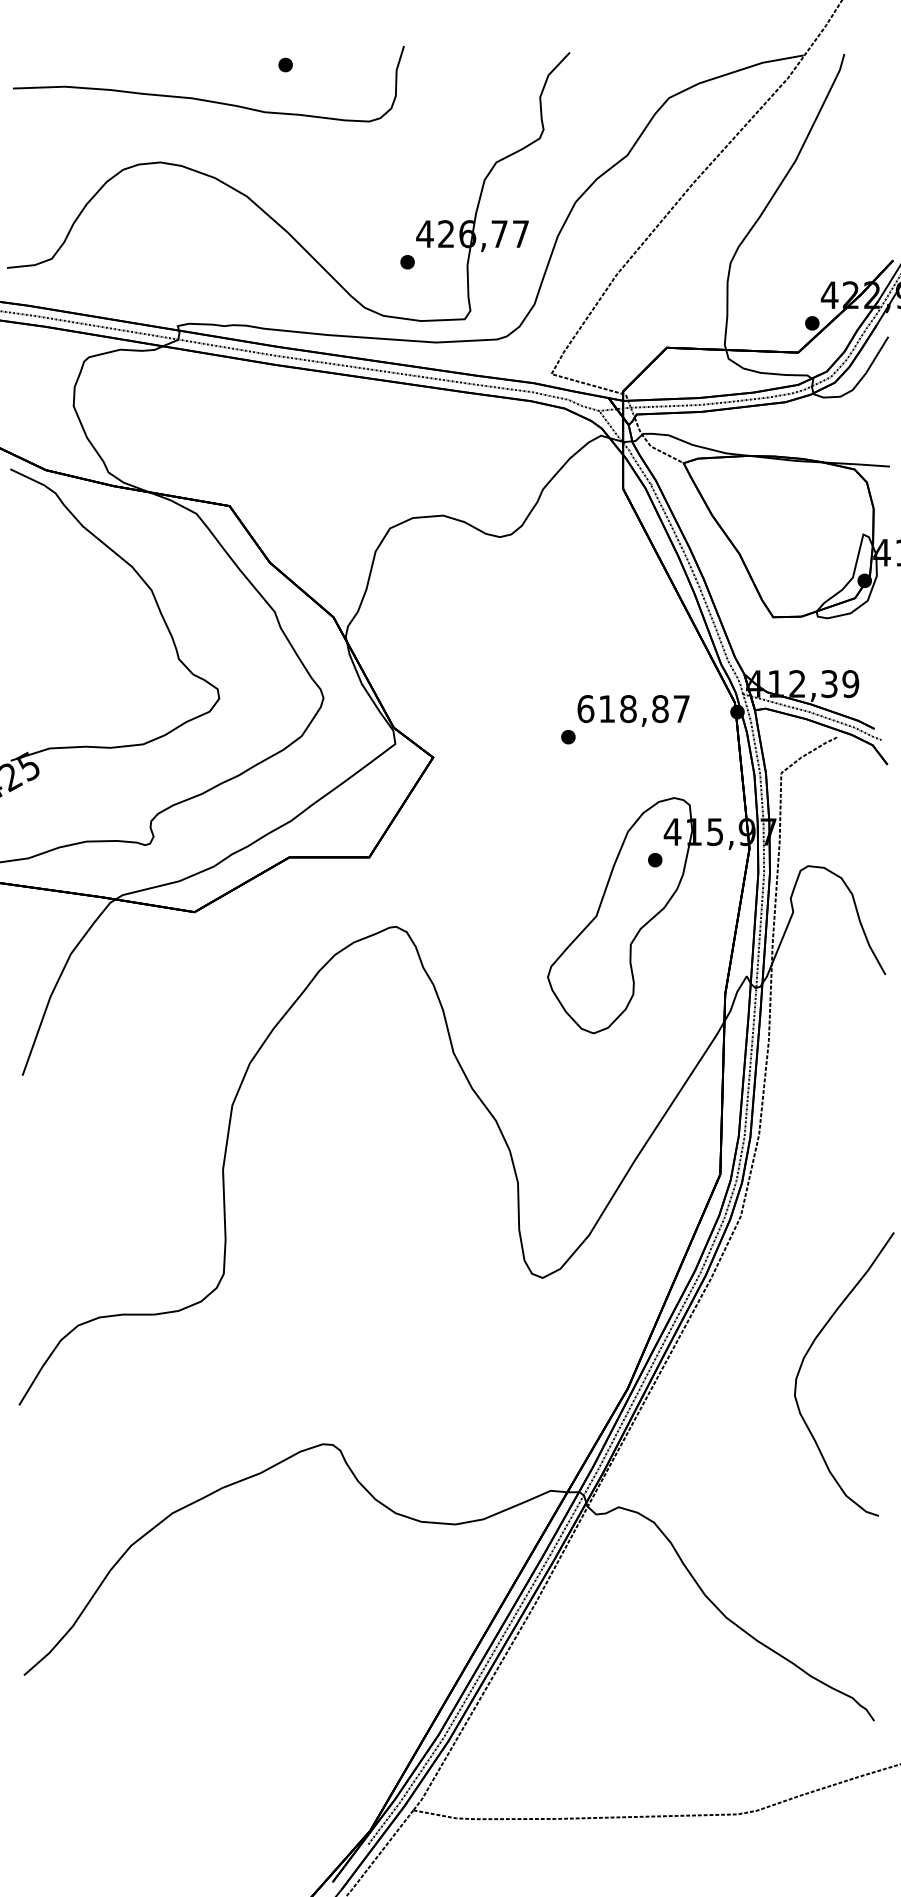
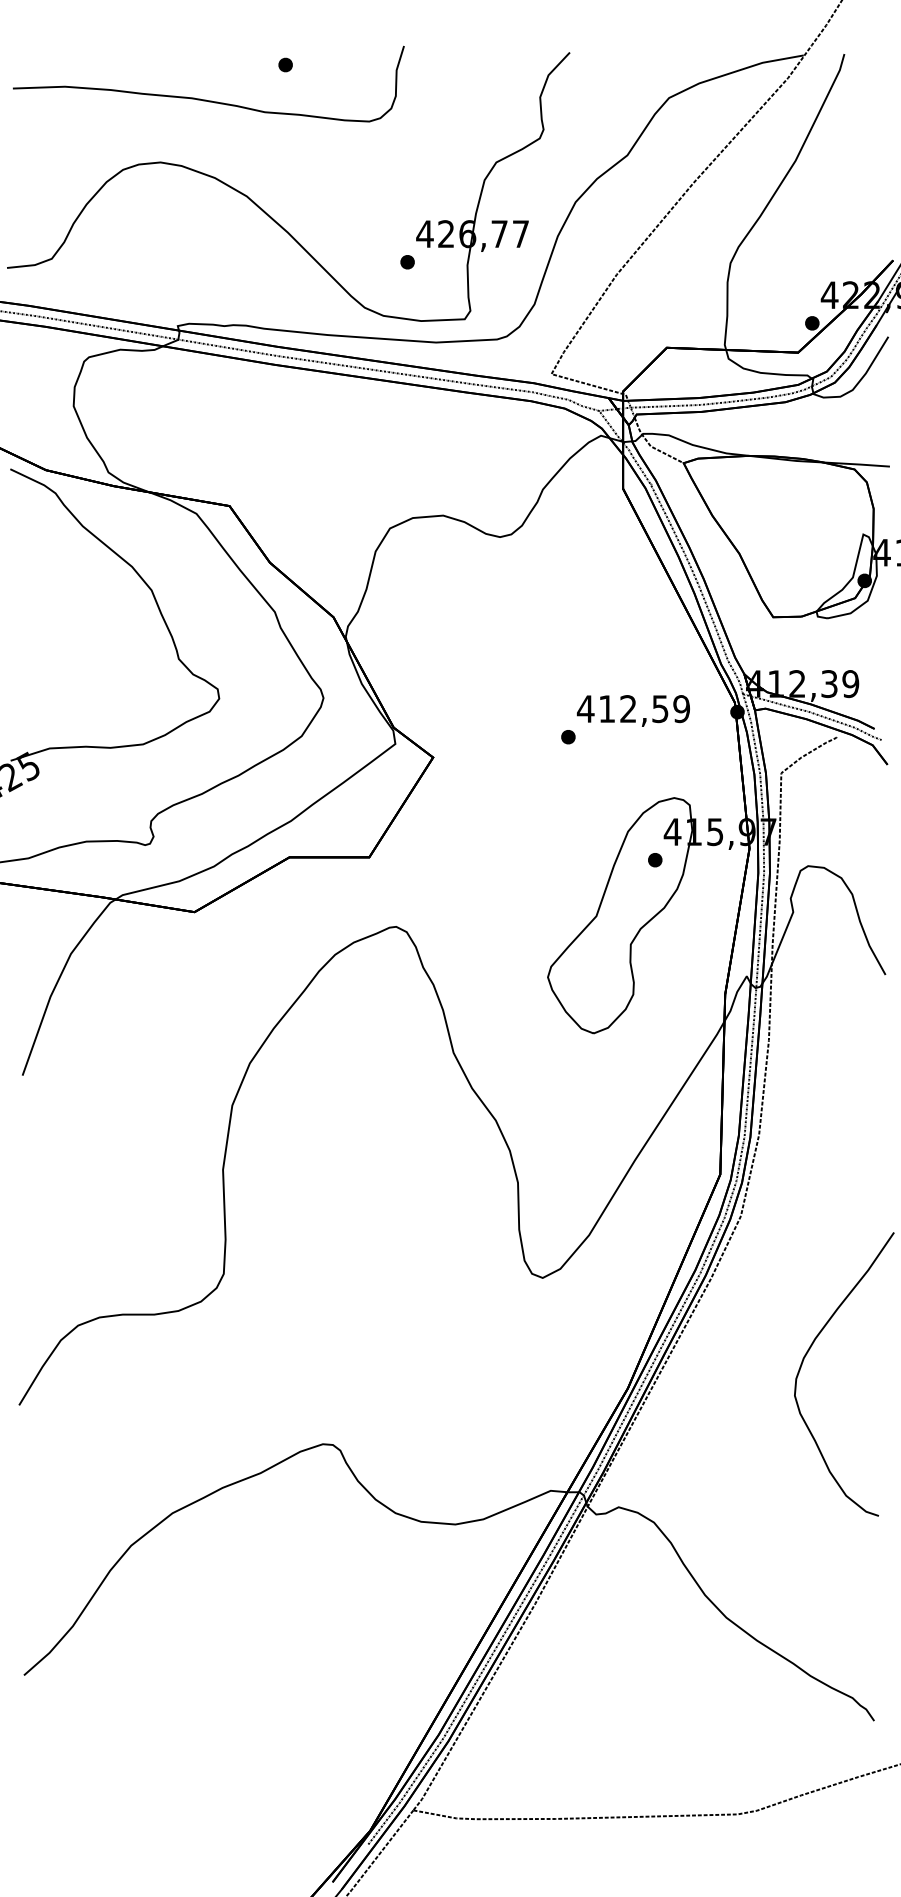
text: 618,87 -> 412,59 (632, 709)
